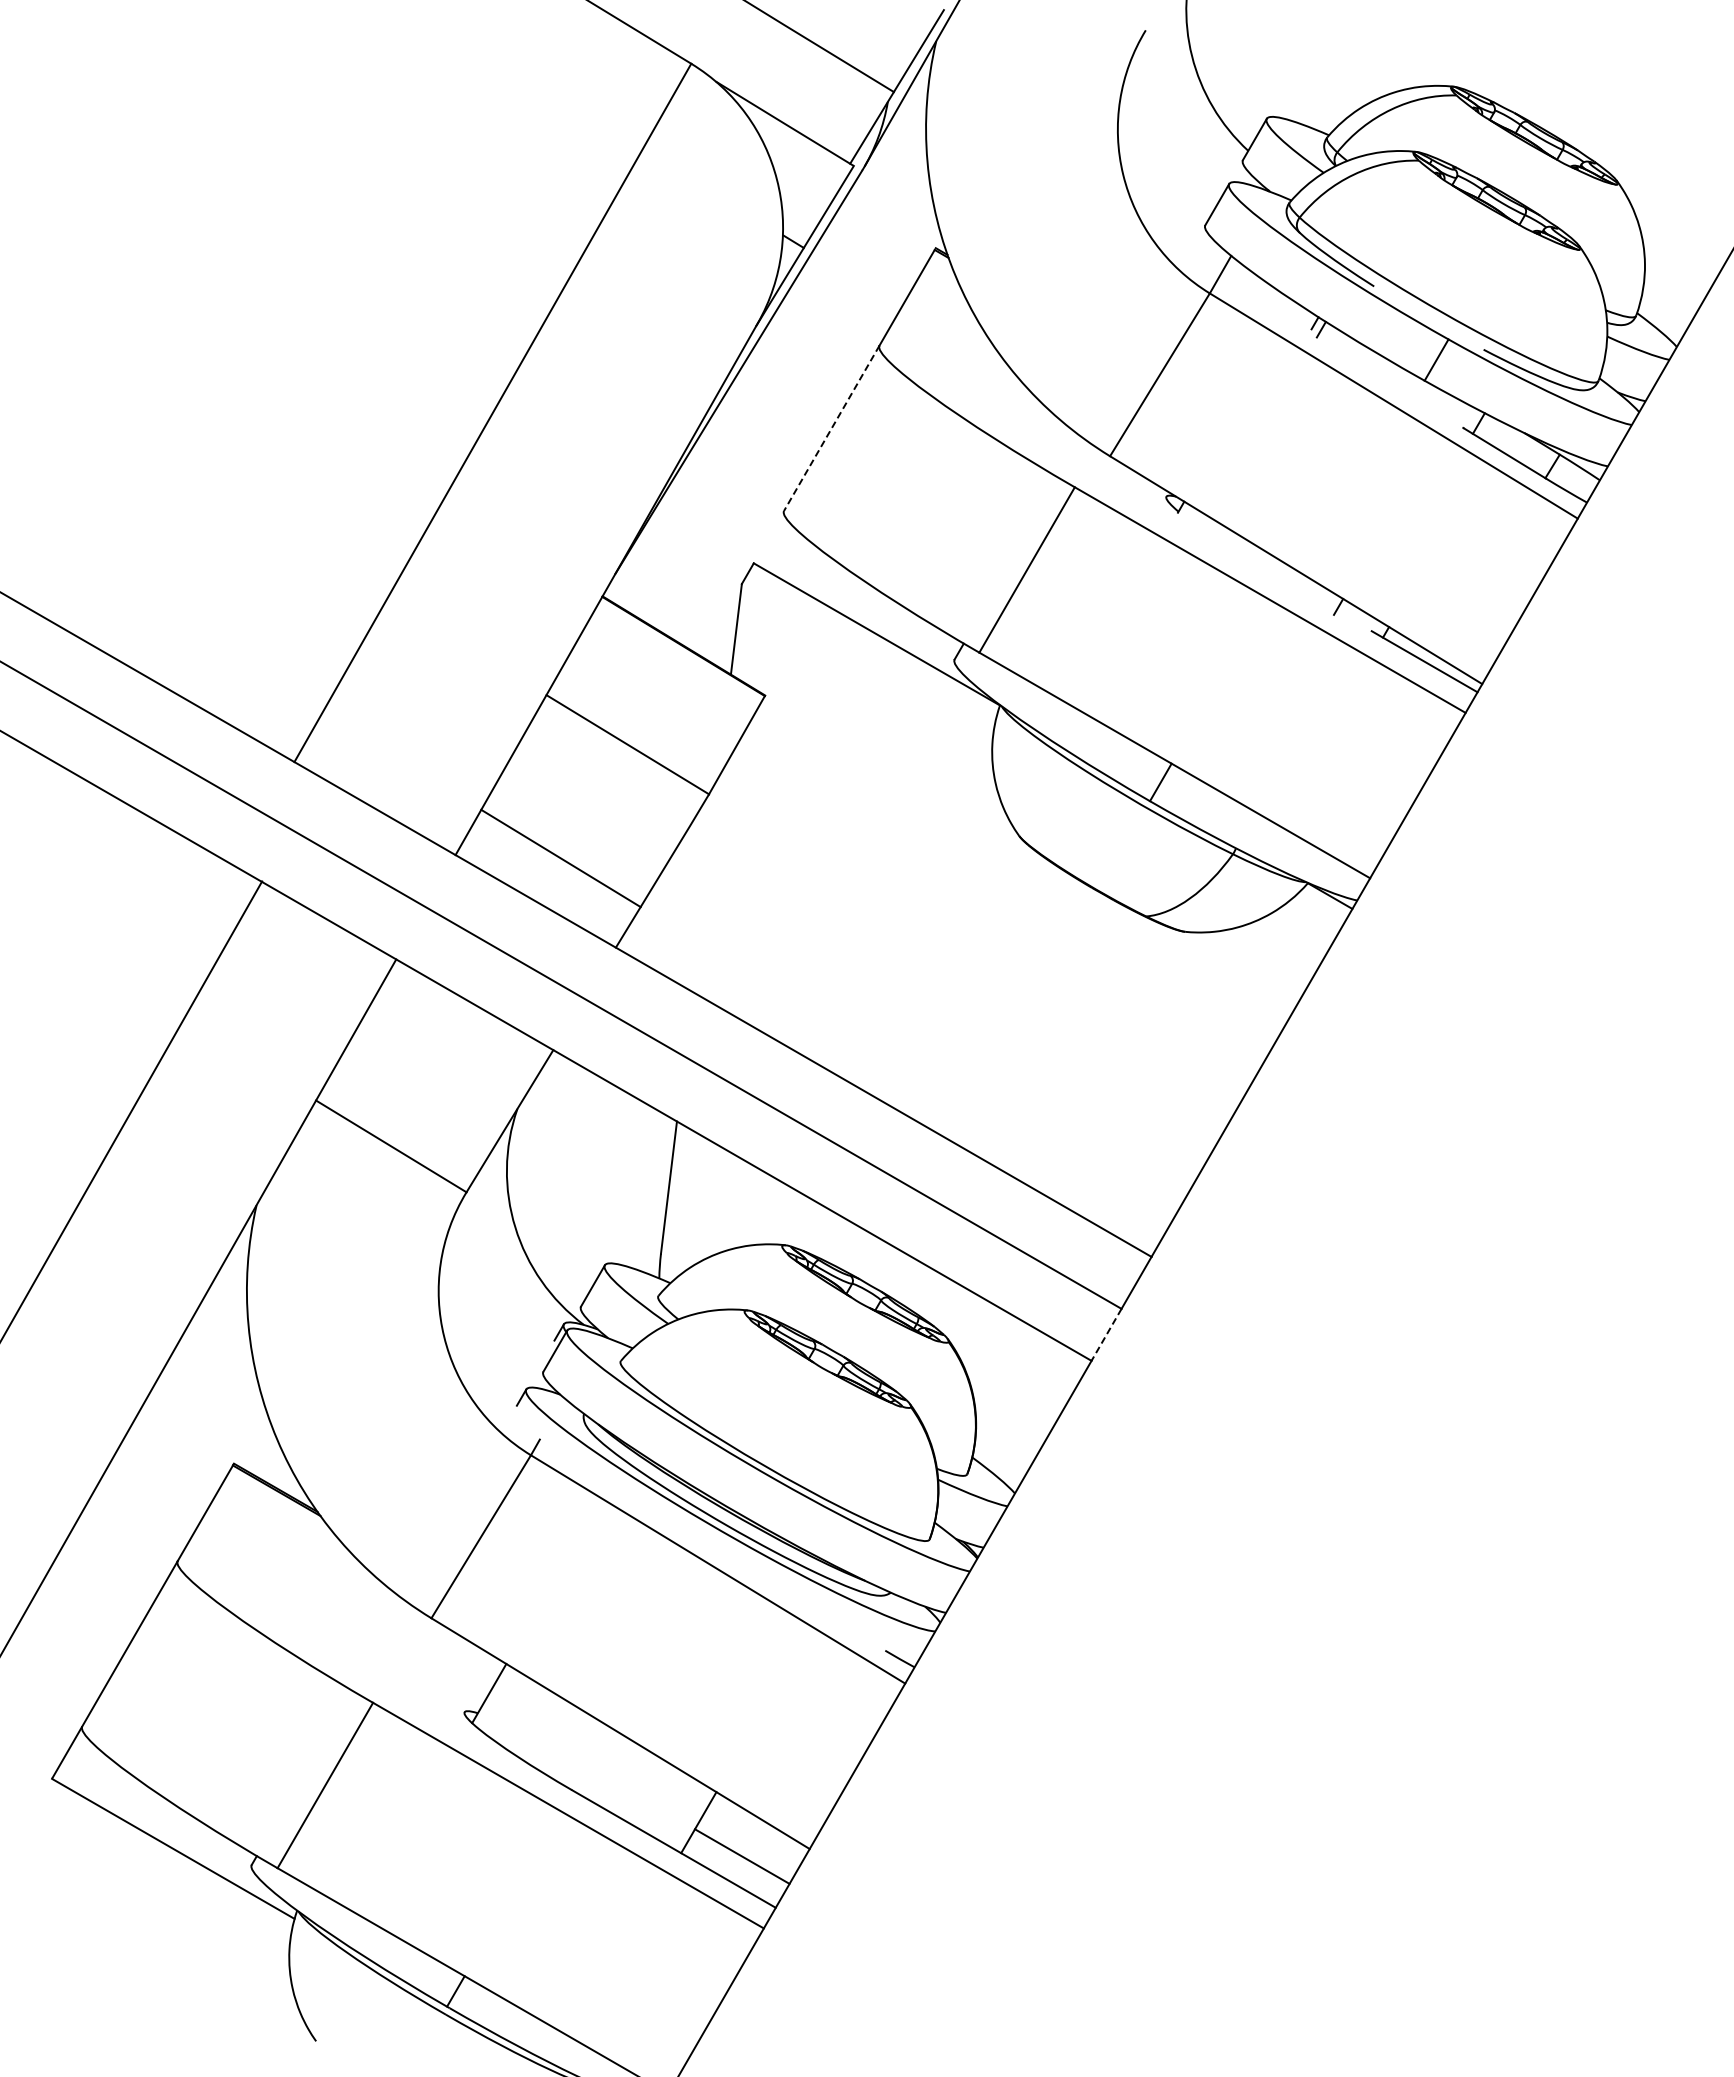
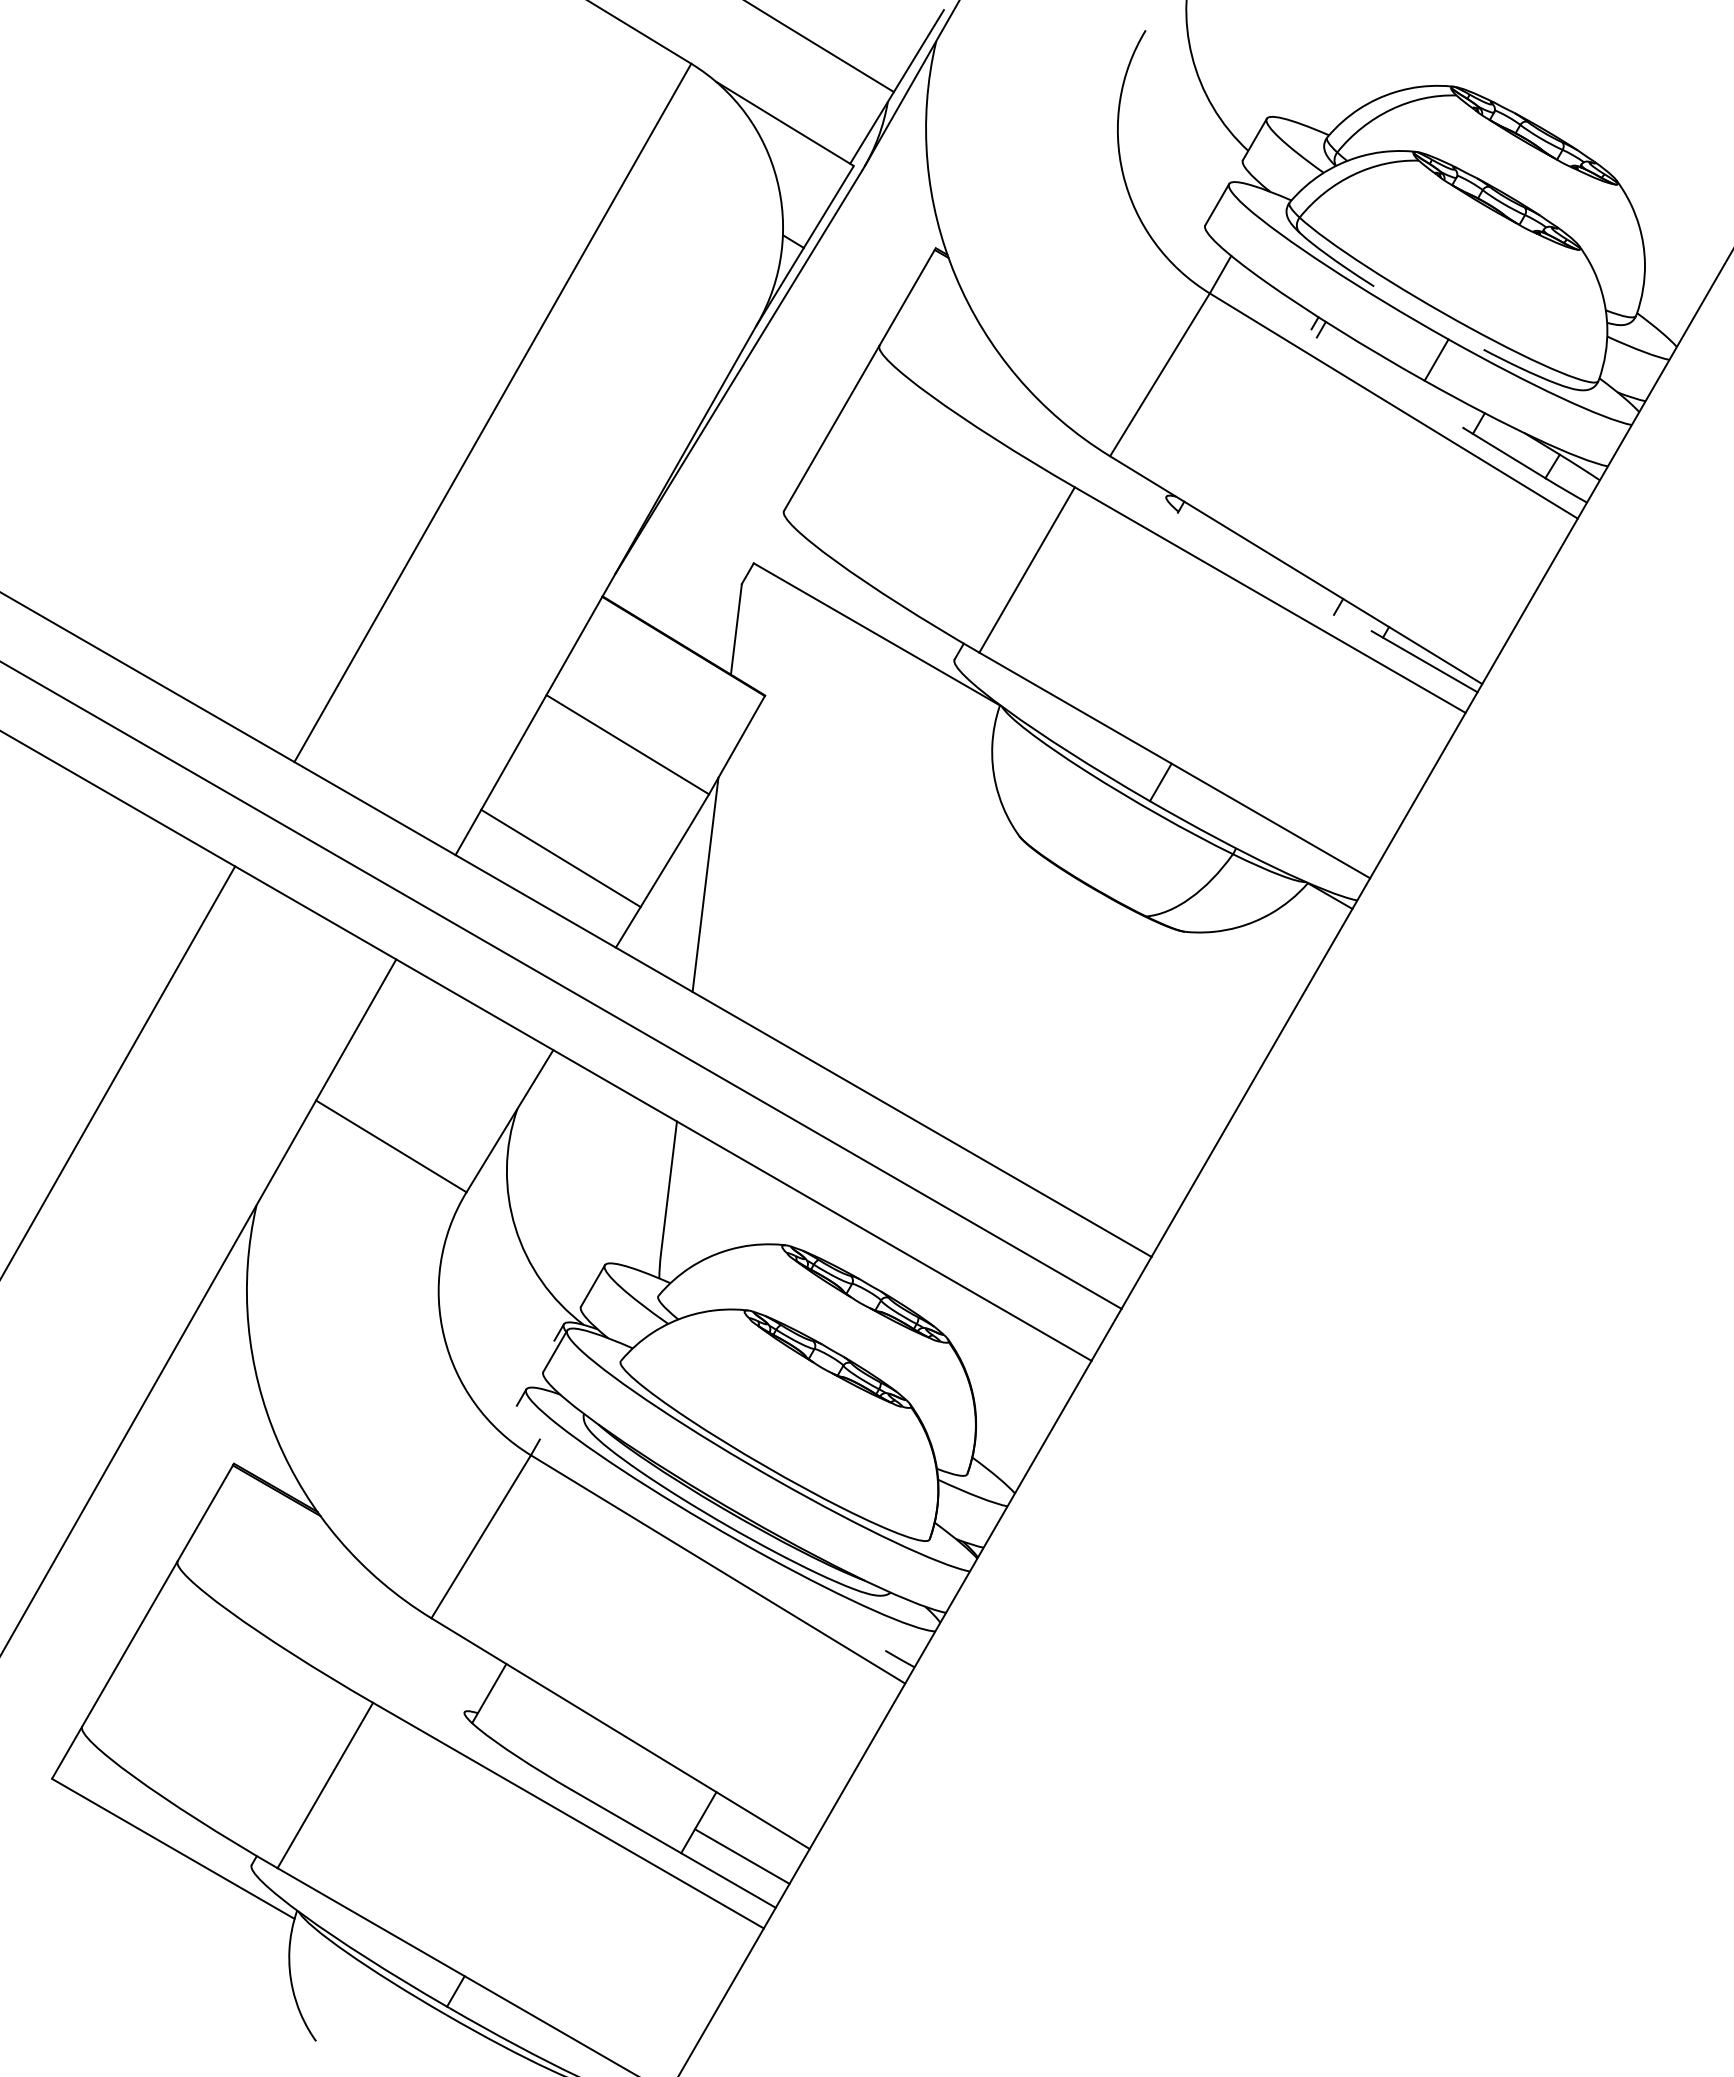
line: dashed -> solid (831, 428)
line: none -> present (705, 884)
line position: (132, 1109) -> (118, 1071) (118, 1071)
line: dashed -> solid (1106, 1335)
